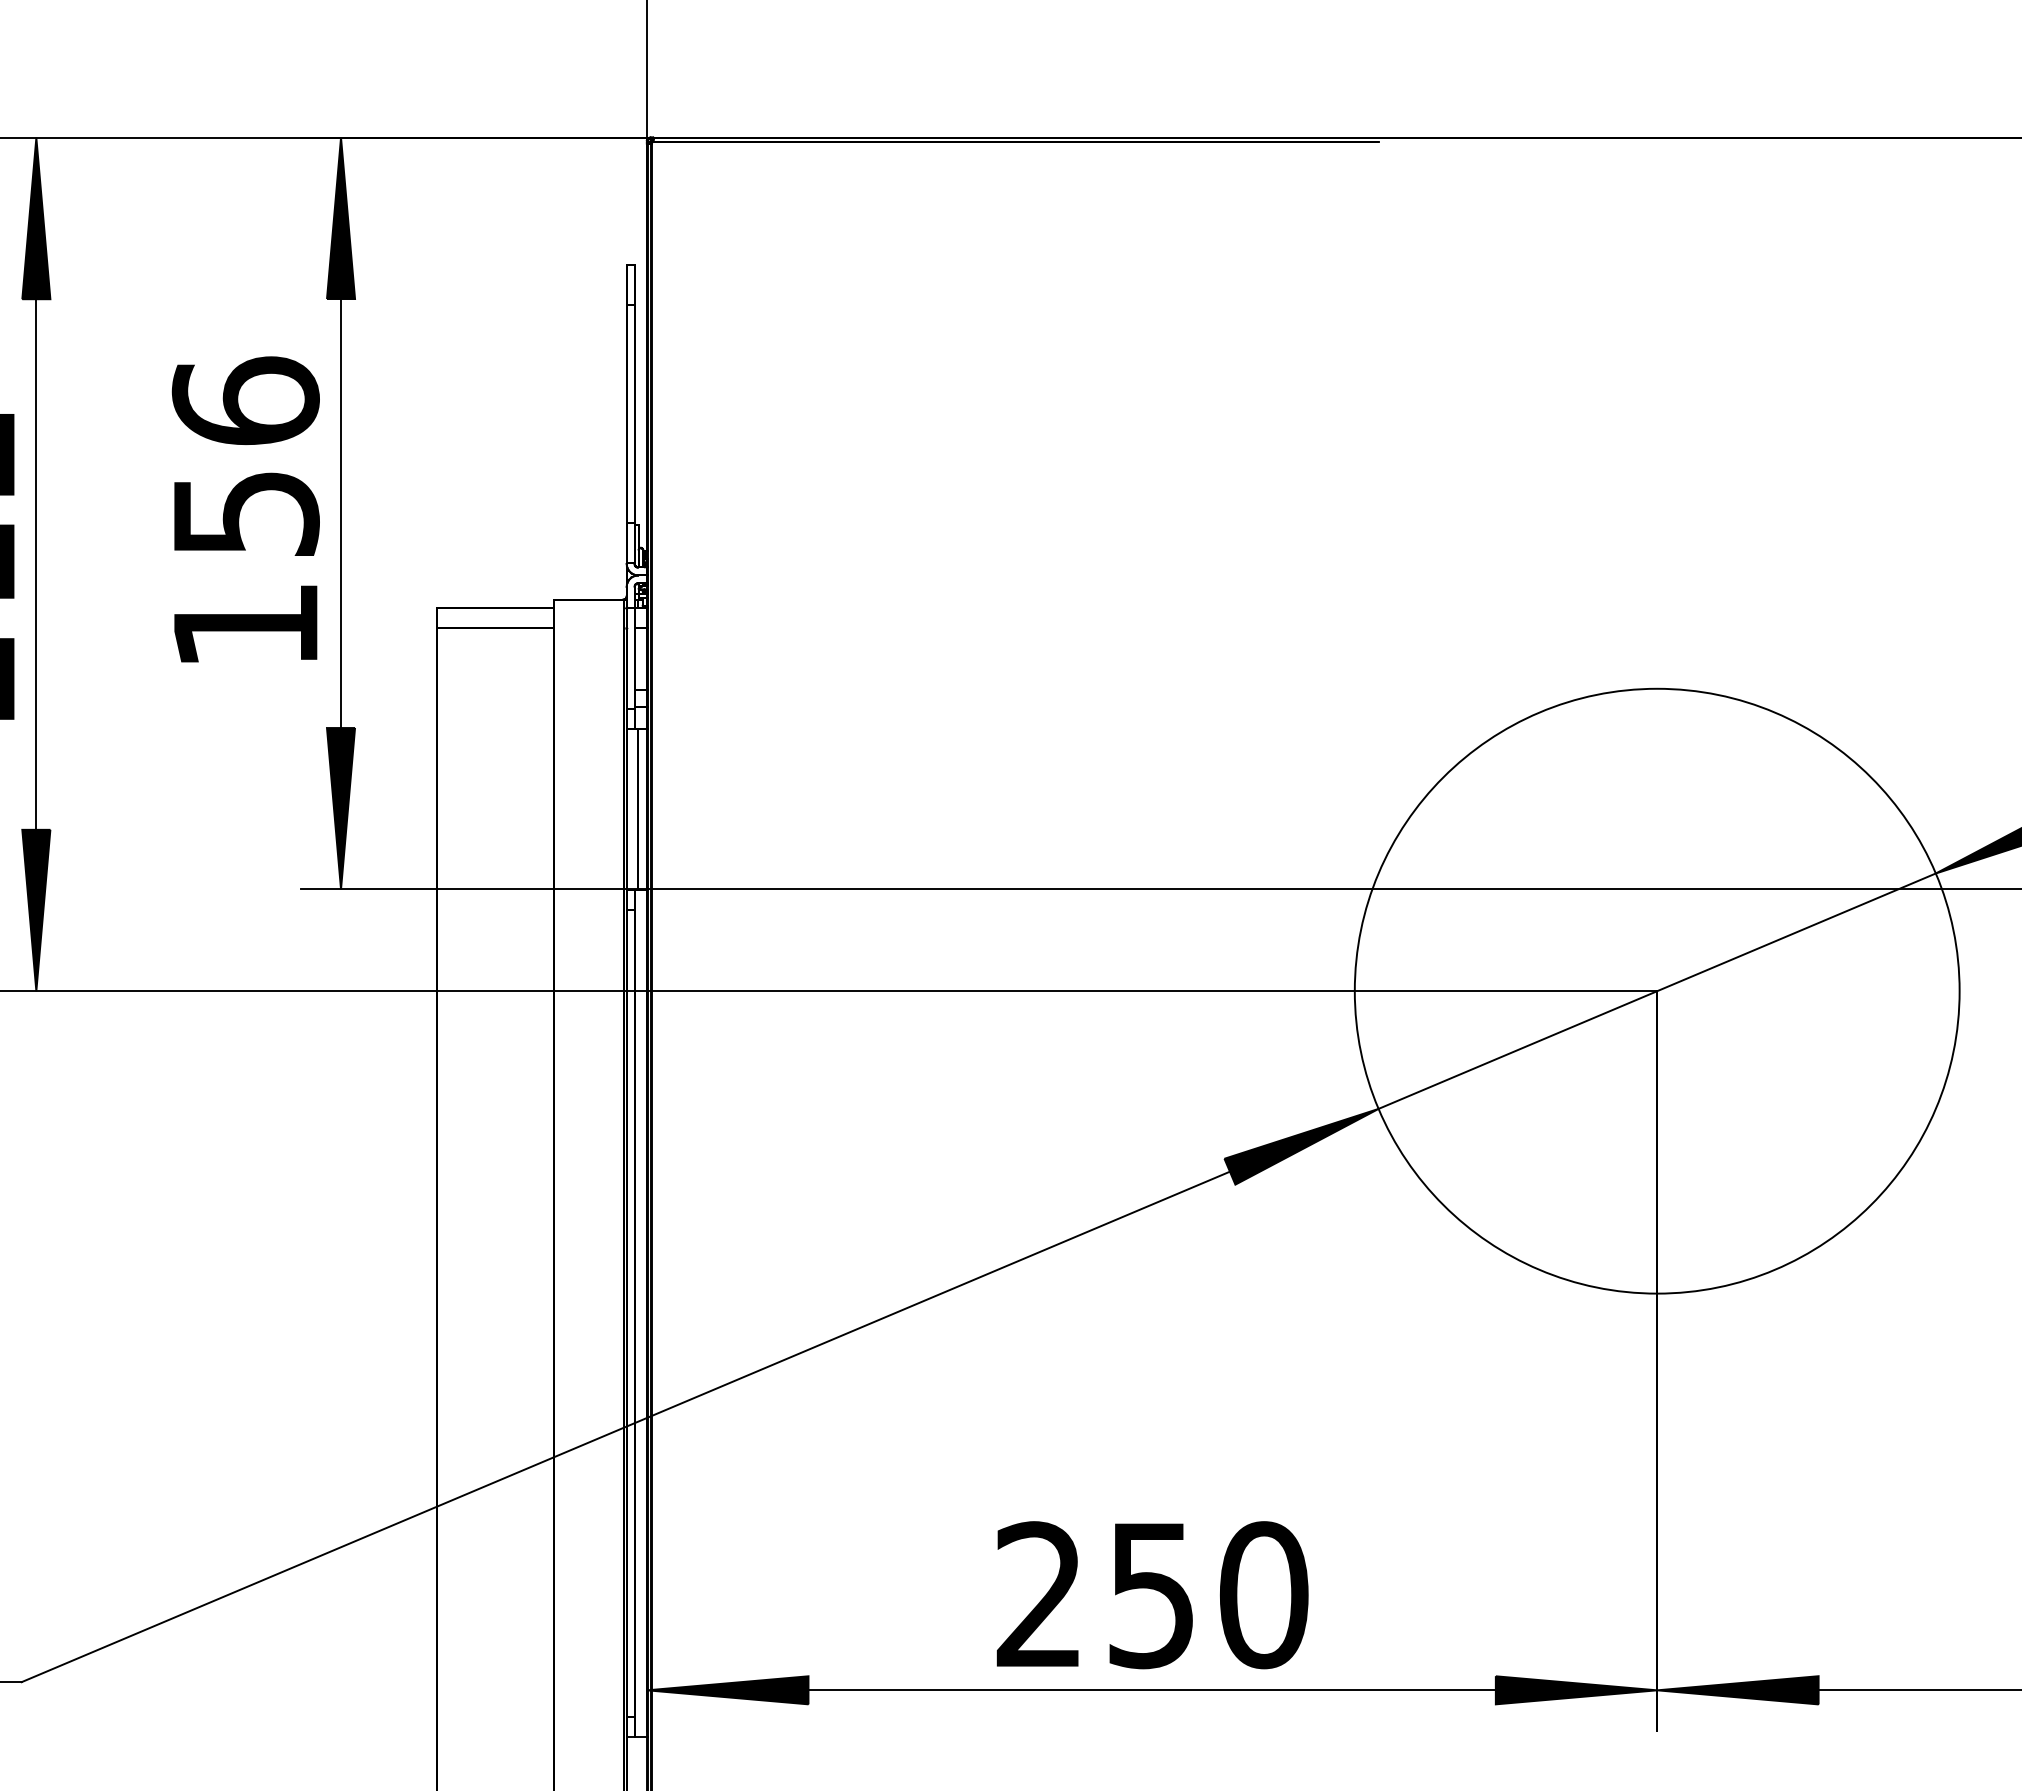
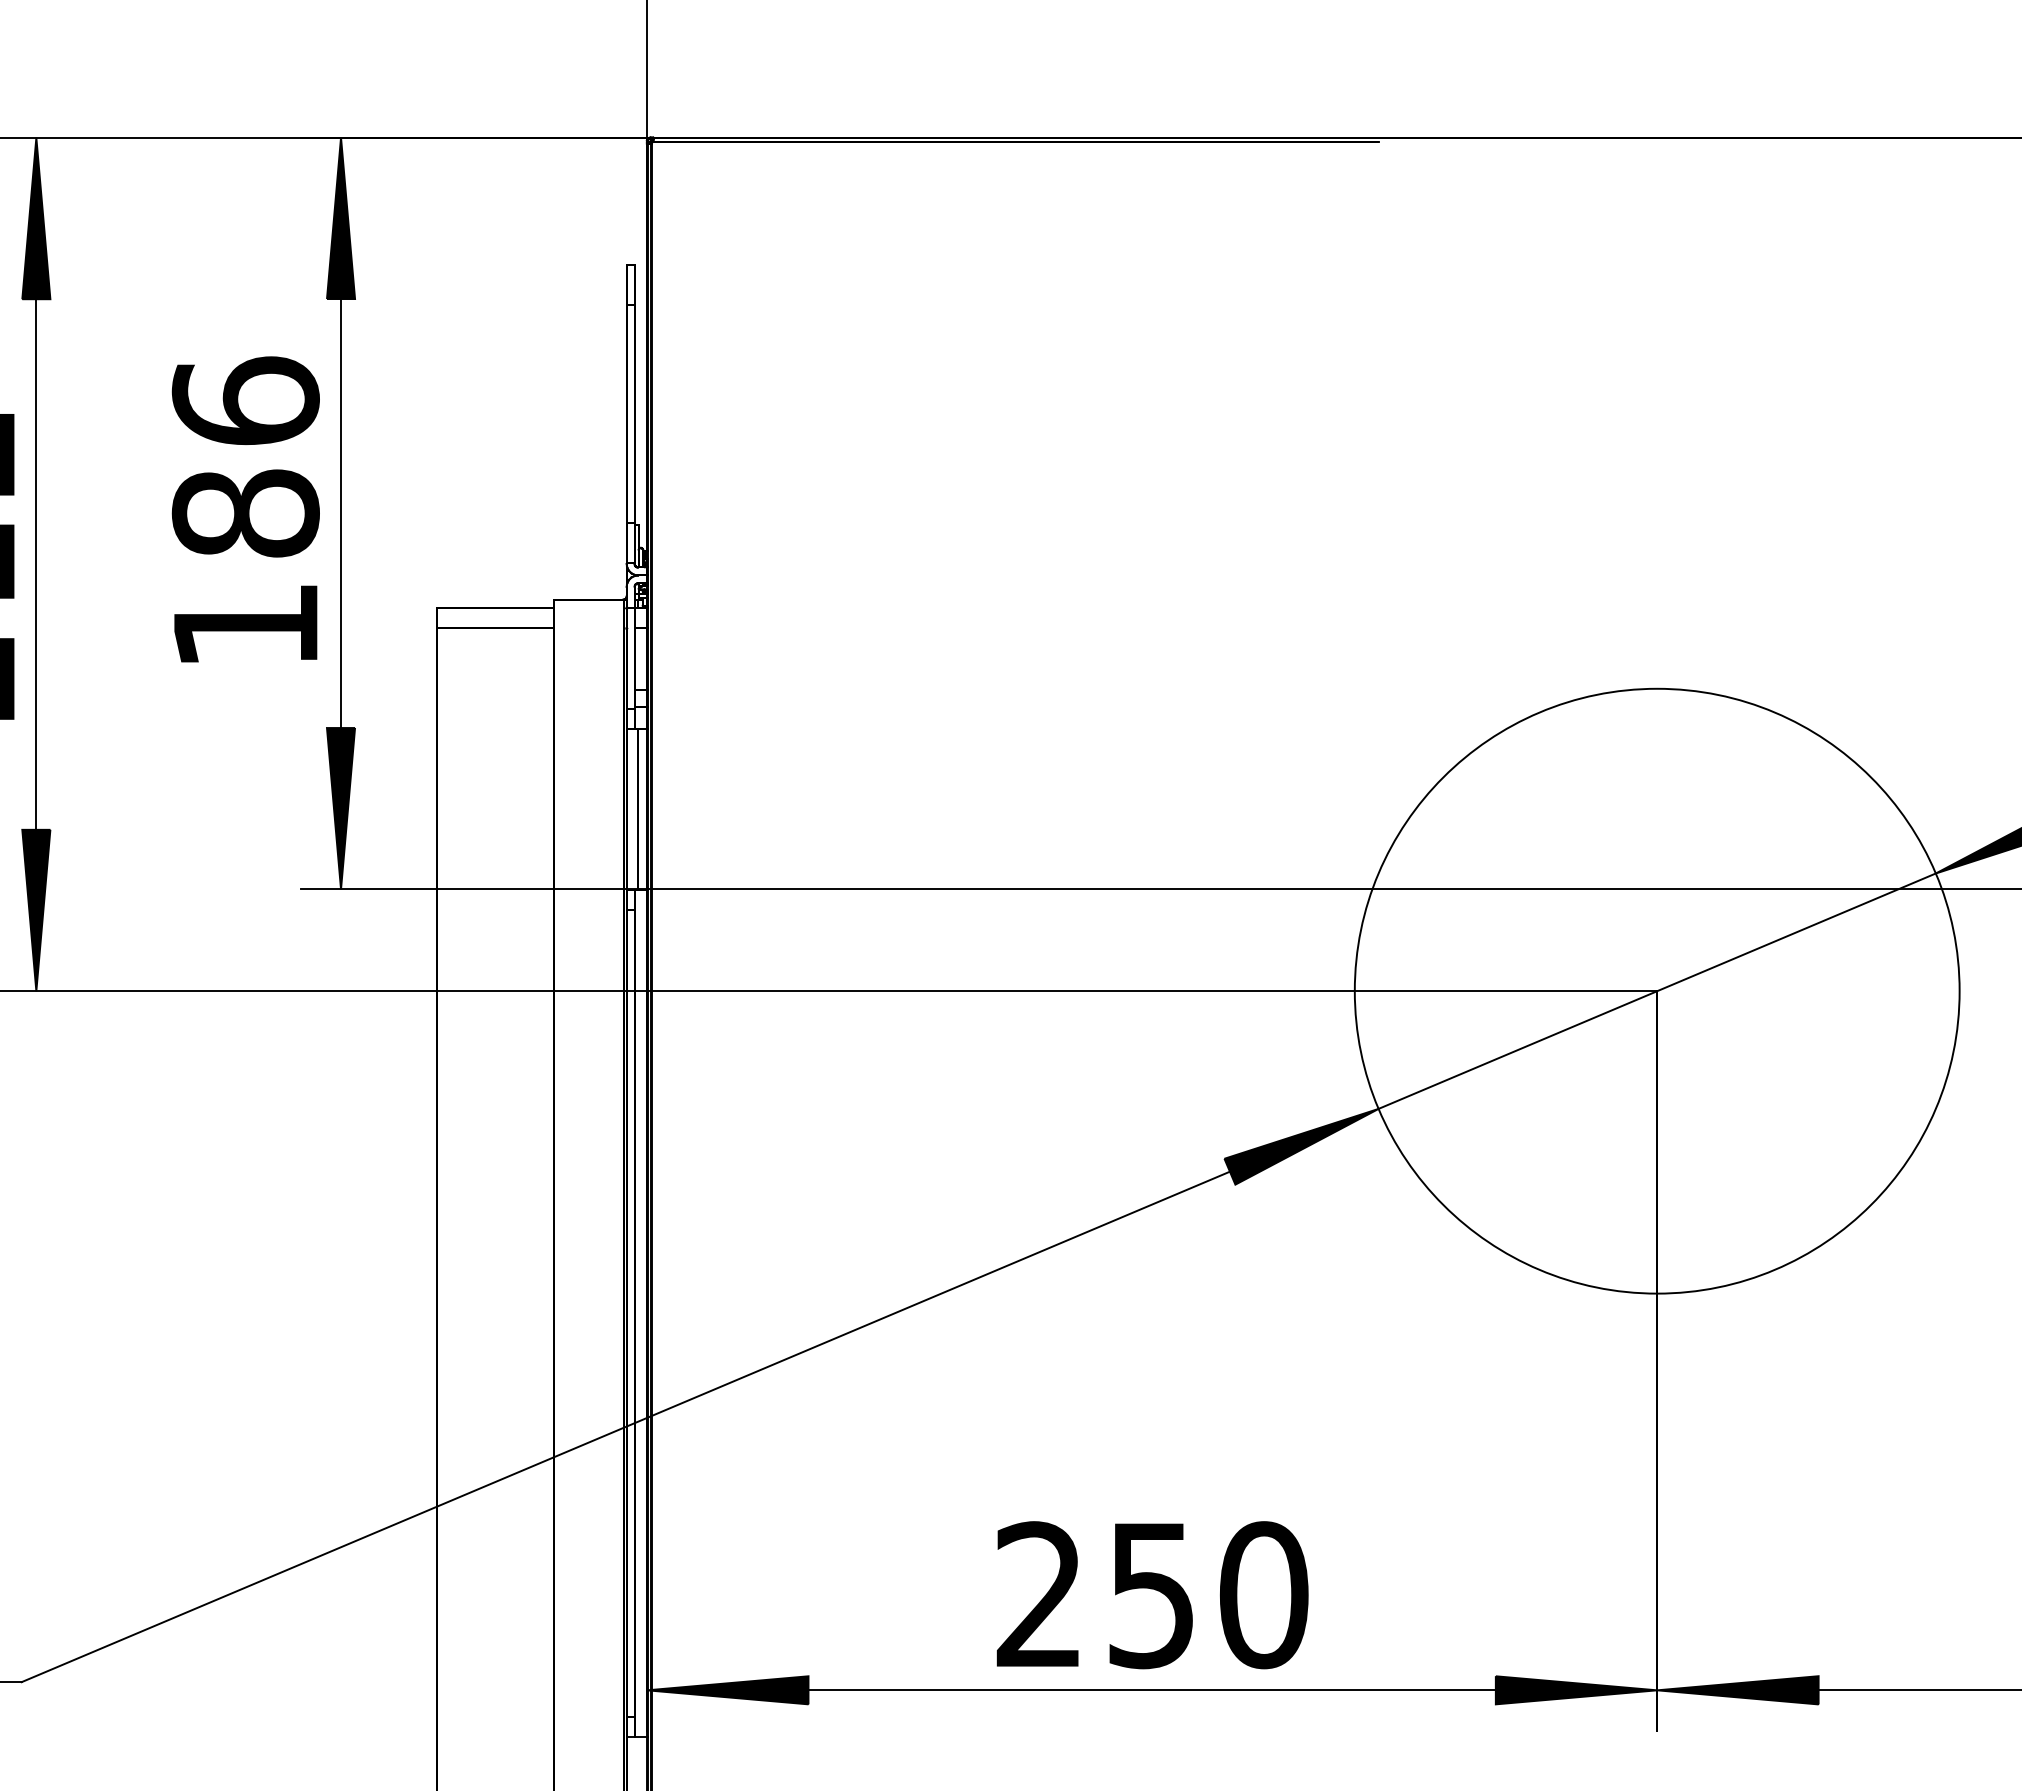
text: 156 -> 186 (245, 513)
